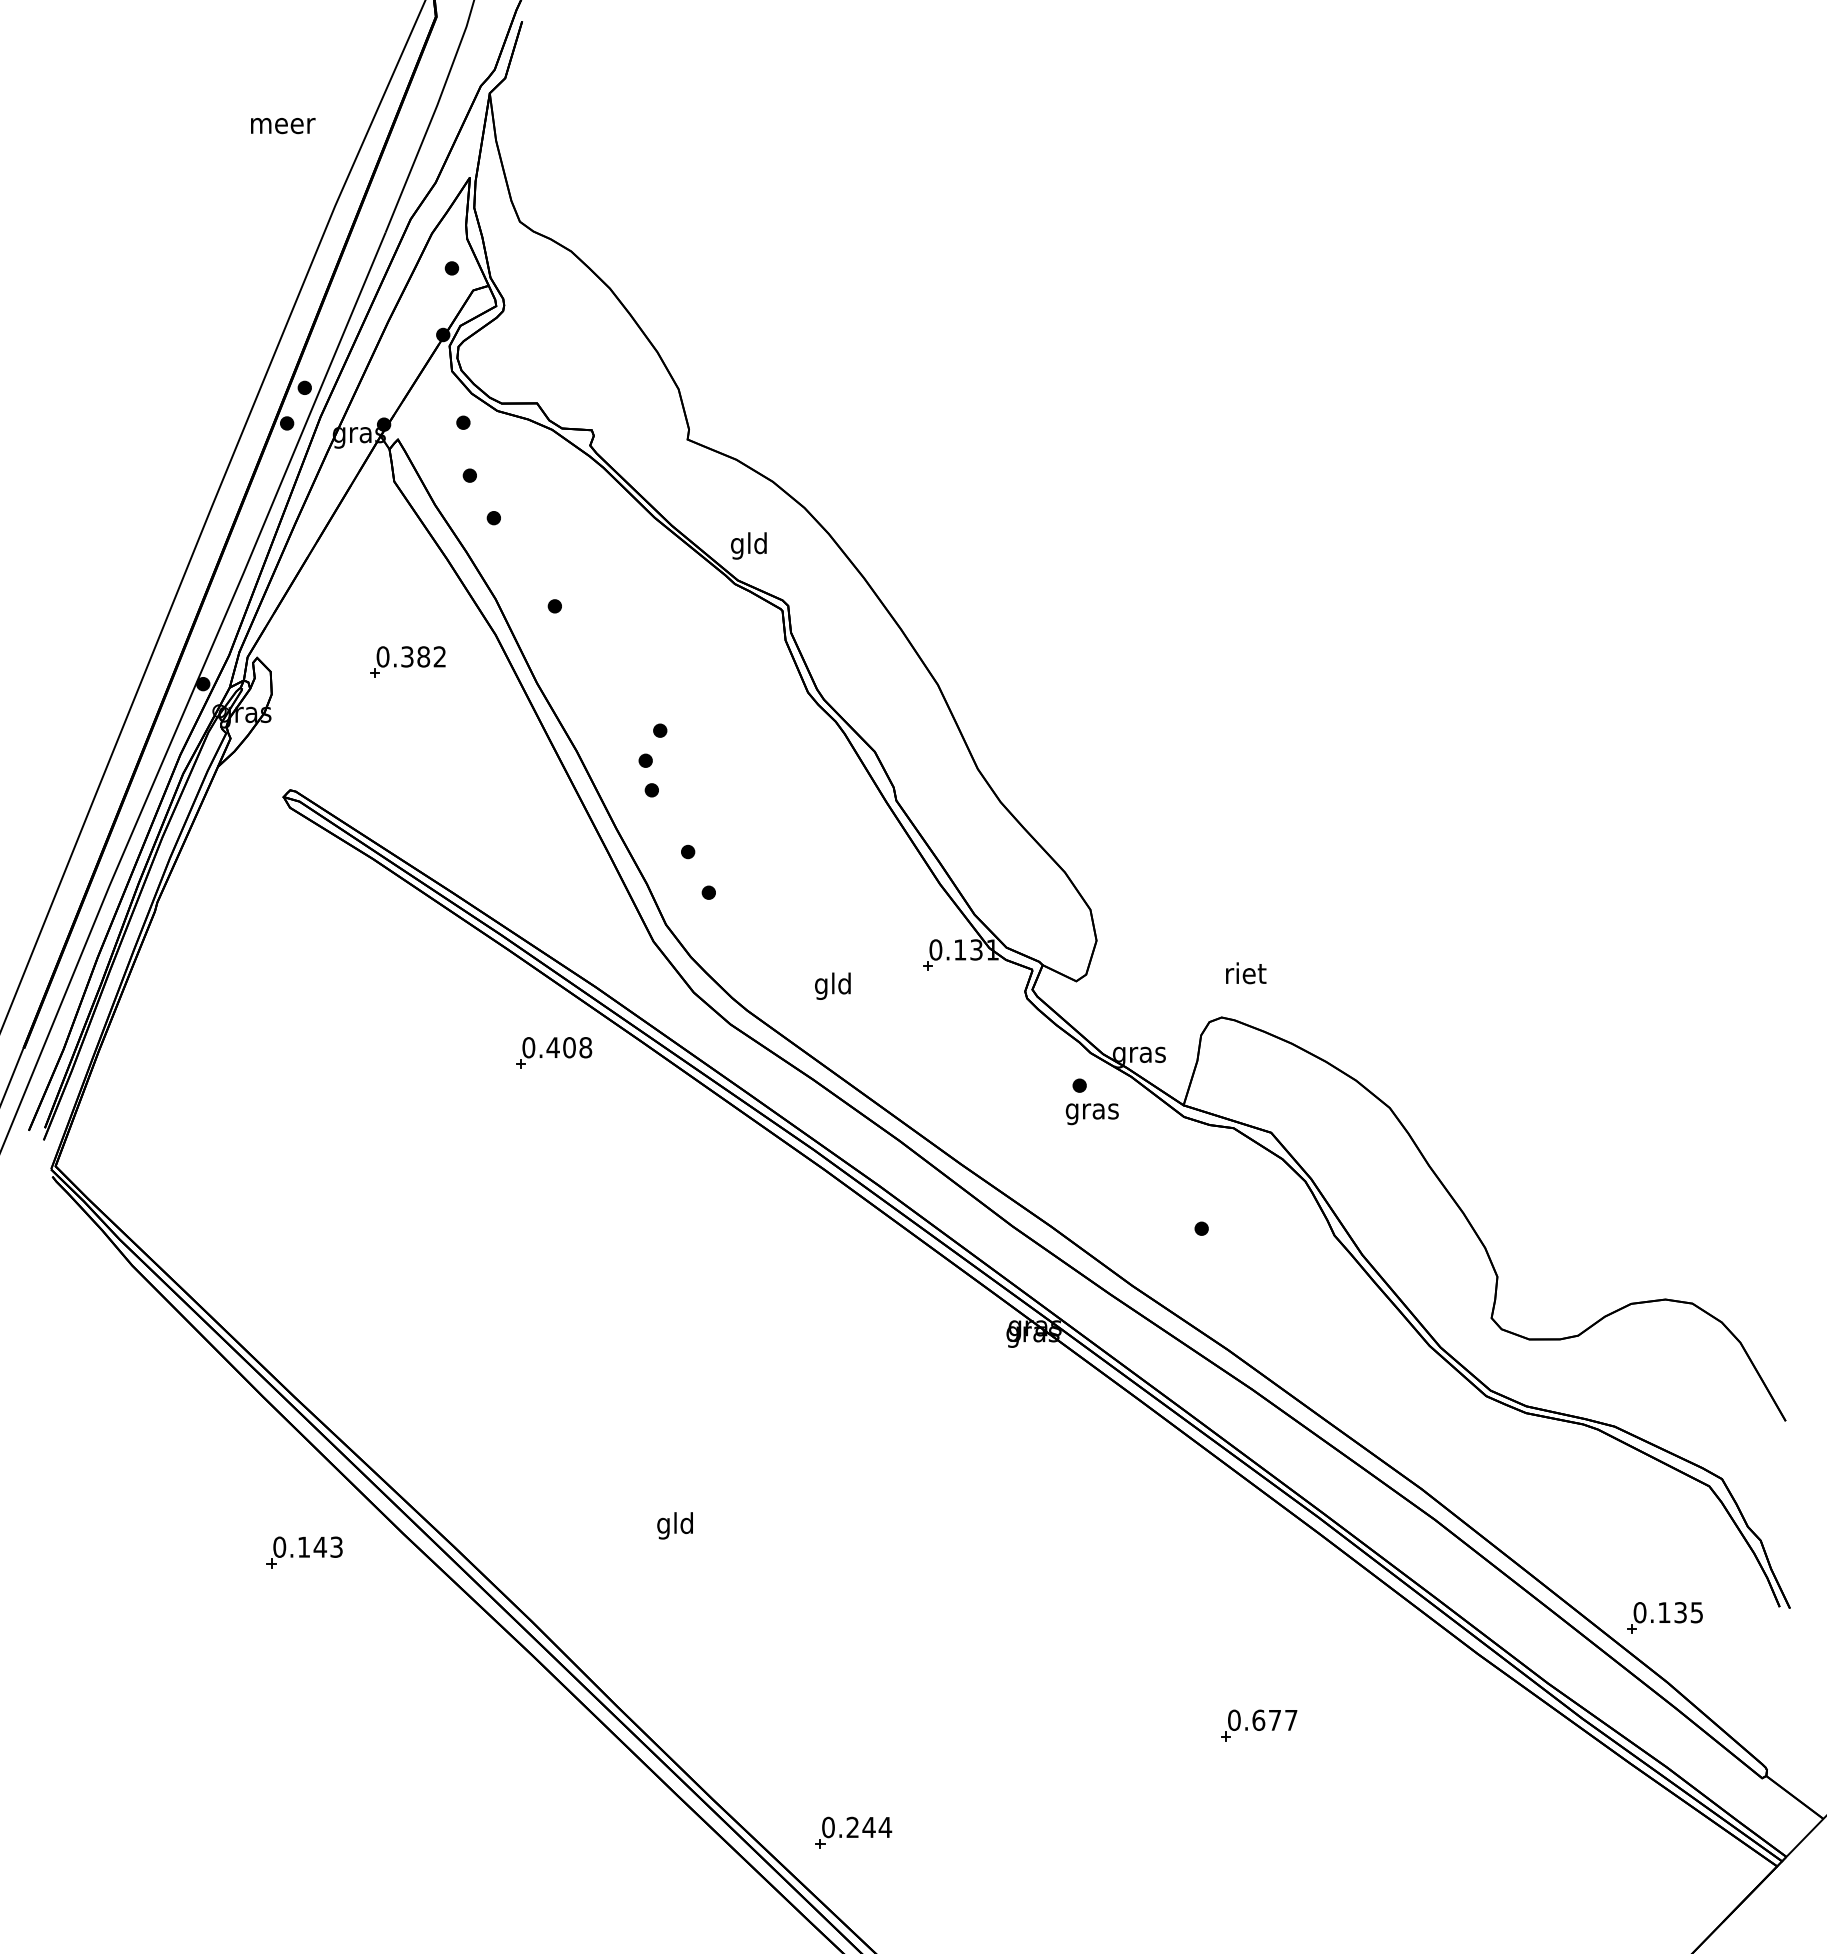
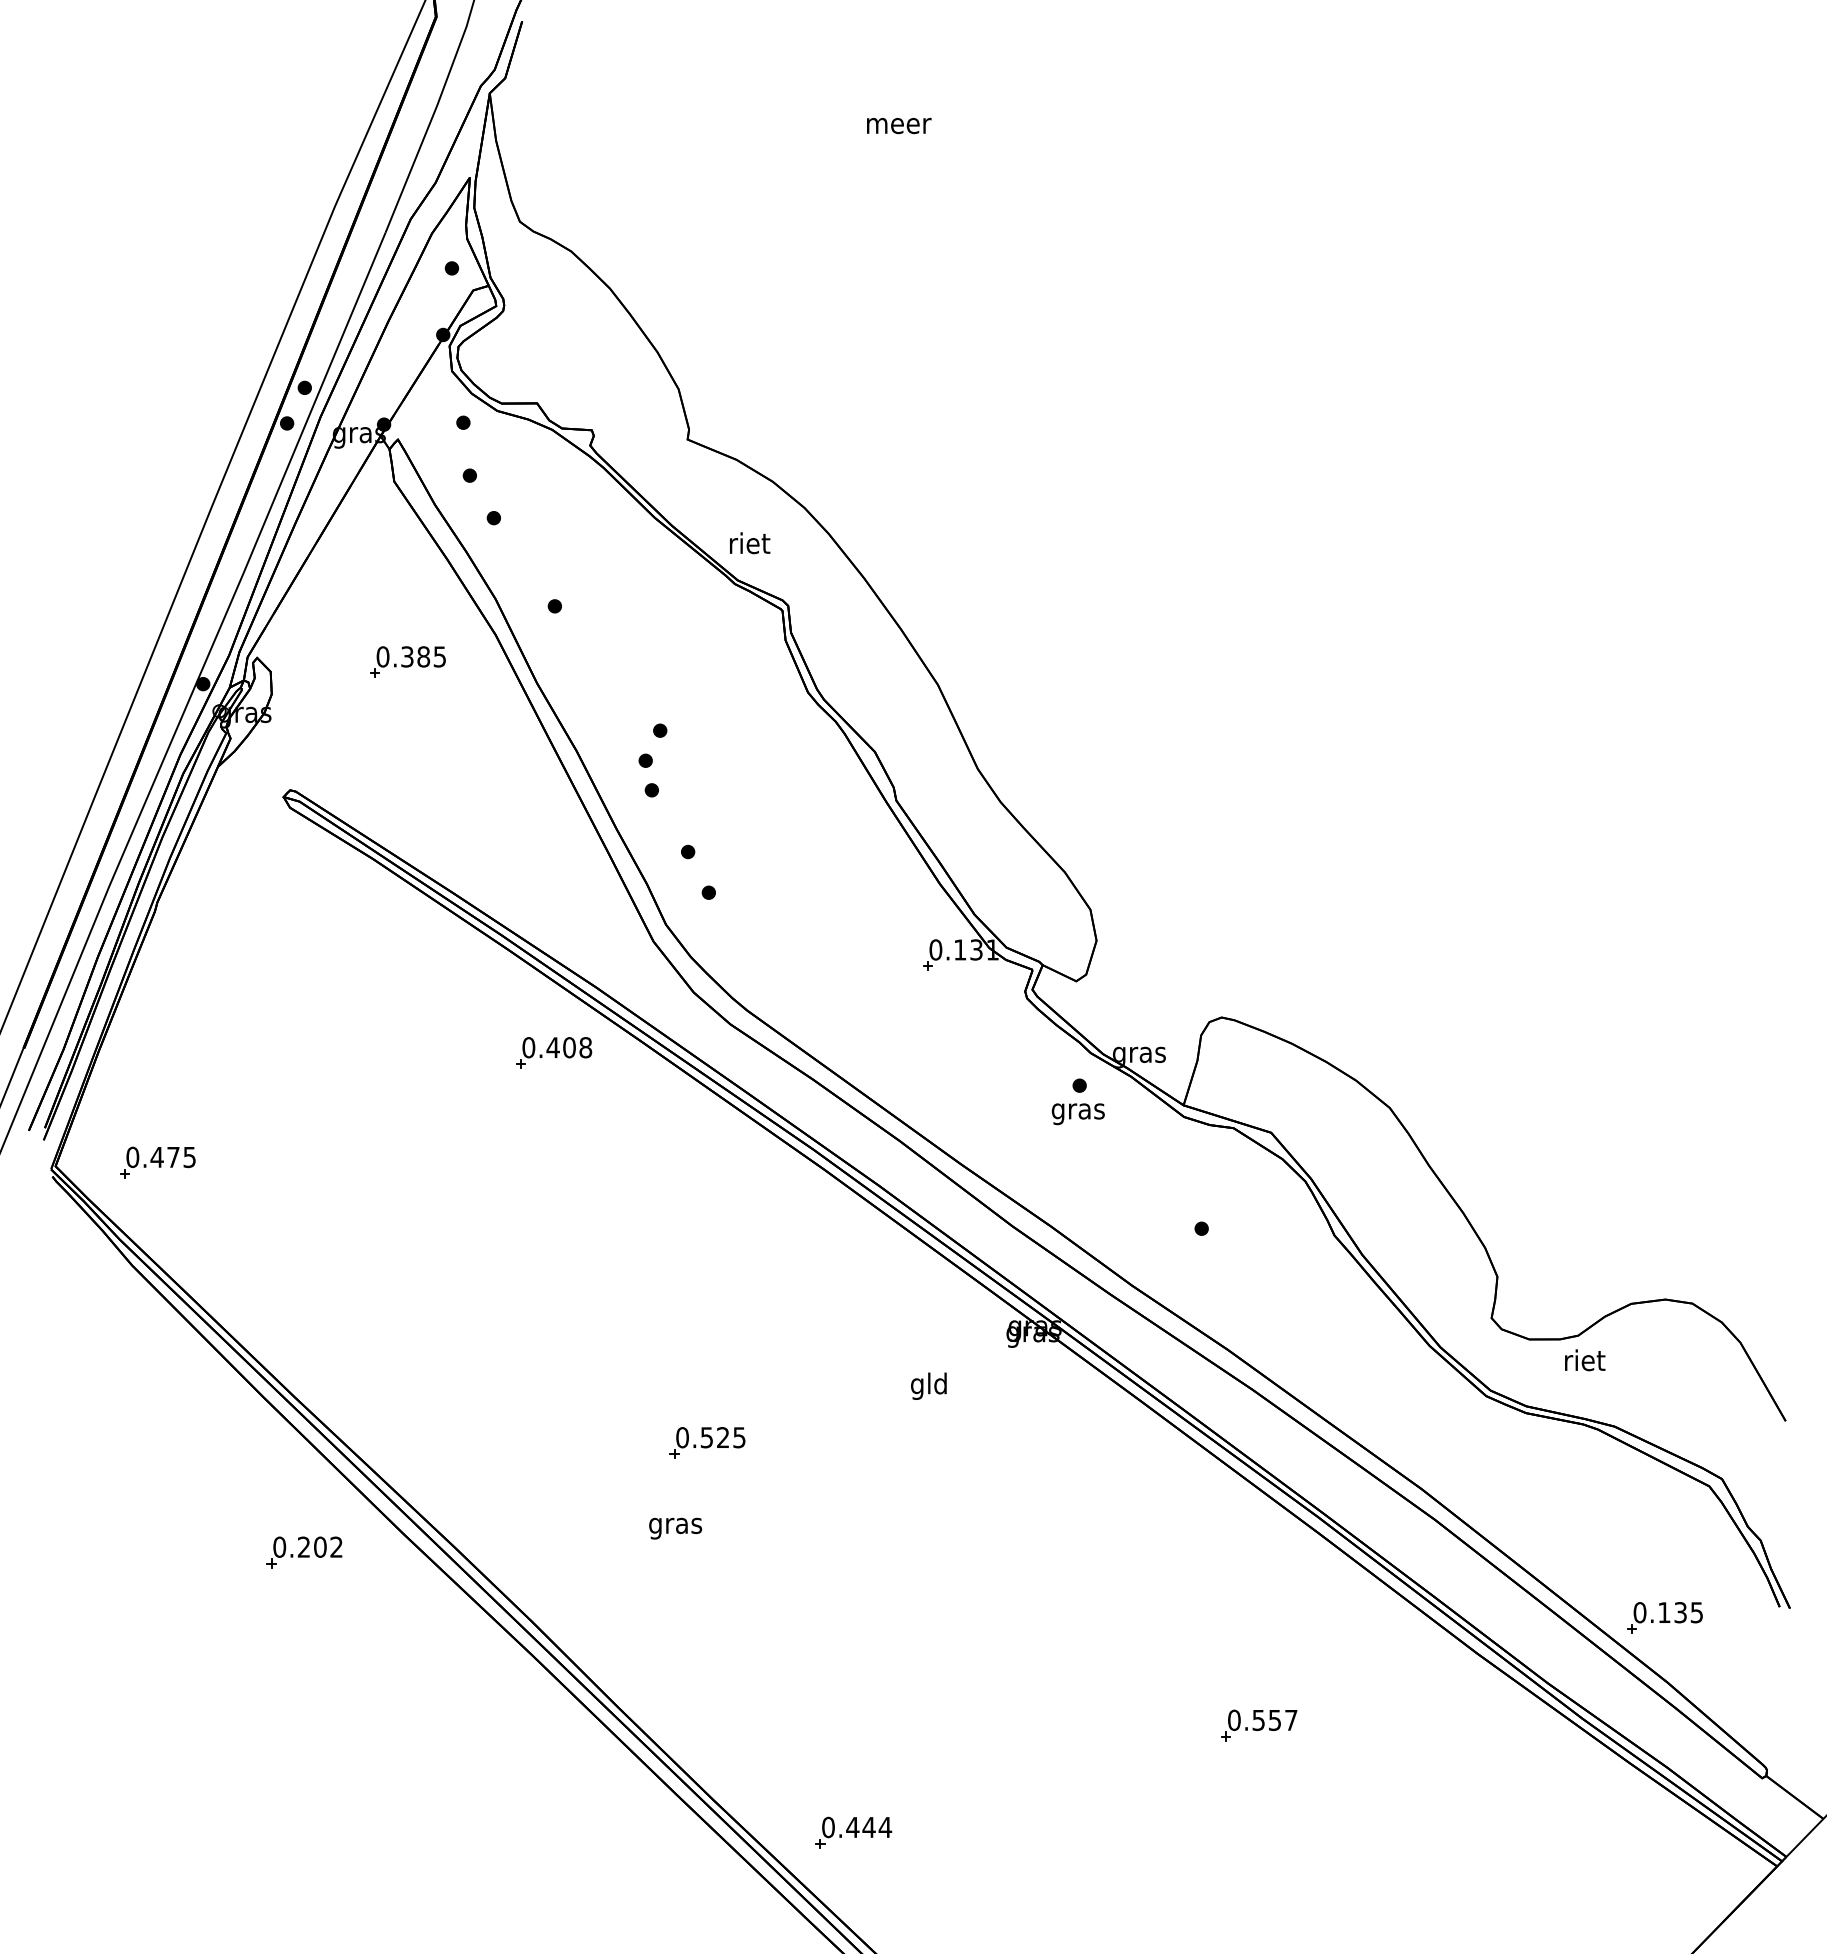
text position: (283, 126) -> (899, 126) (899, 126)
text: gld -> riet (750, 545)
text: 0.382 -> 0.385 (439, 656)
text position: (1246, 973) -> (1585, 1360) (1585, 1360)
text position: (832, 985) -> (928, 1385) (928, 1385)
text position: (1091, 1114) -> (1077, 1114) (1077, 1114)
part: none -> present (157, 1162)
part: none -> present (707, 1442)
text: gld -> gras (675, 1525)
text: 0.143 -> 0.202 (319, 1546)
text: 0.677 -> 0.557 (1266, 1720)
text: 0.244 -> 0.444 (852, 1826)
